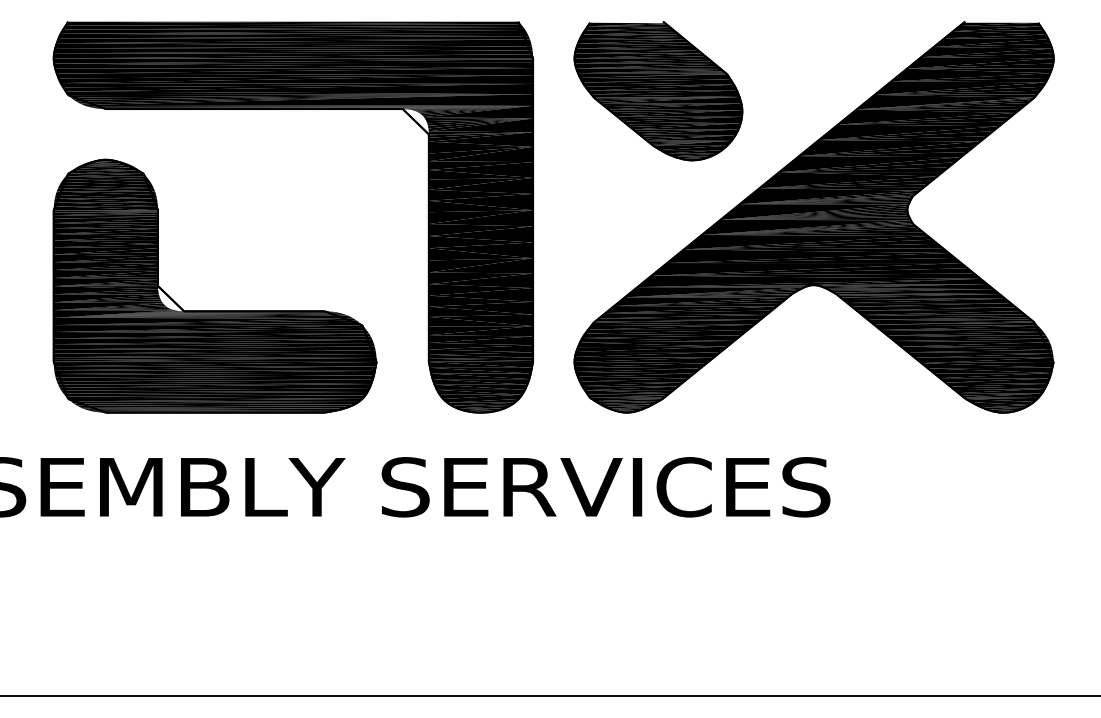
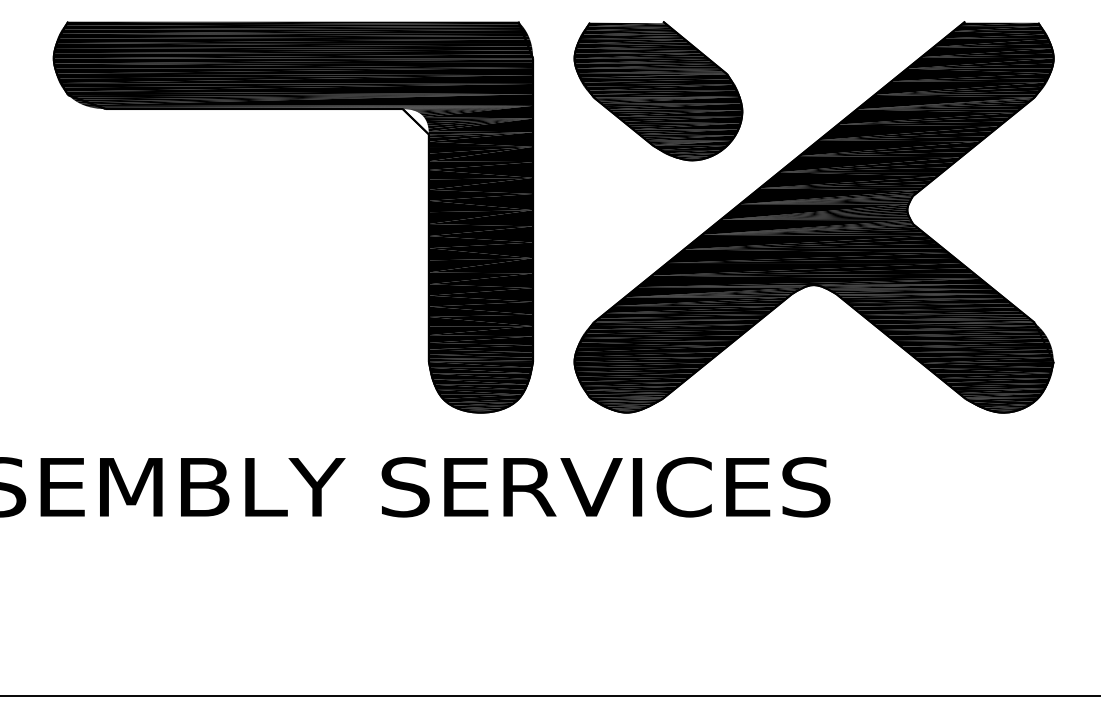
part: present -> none (214, 310)
